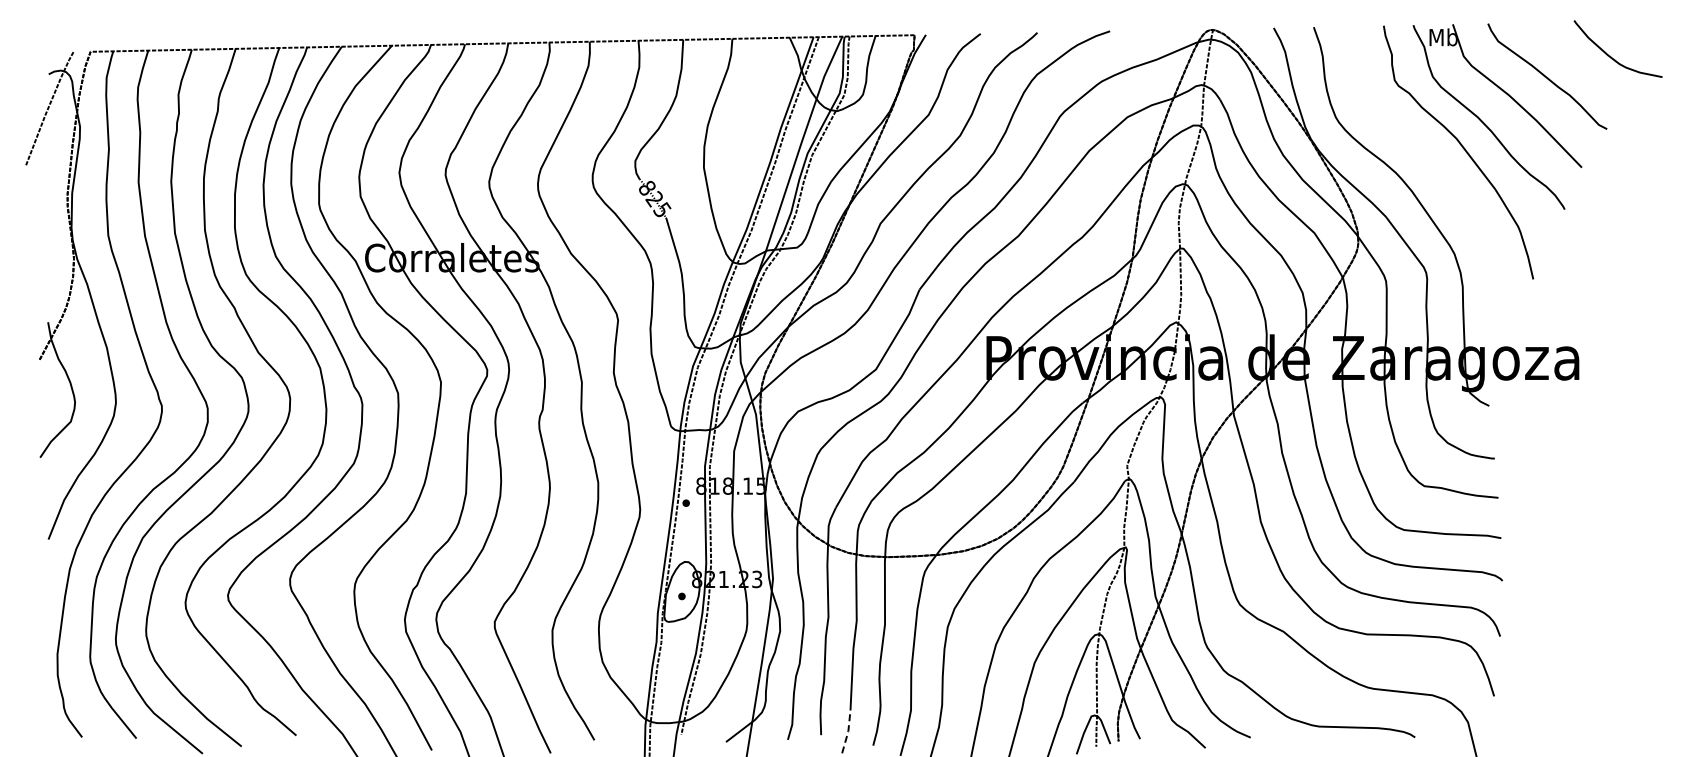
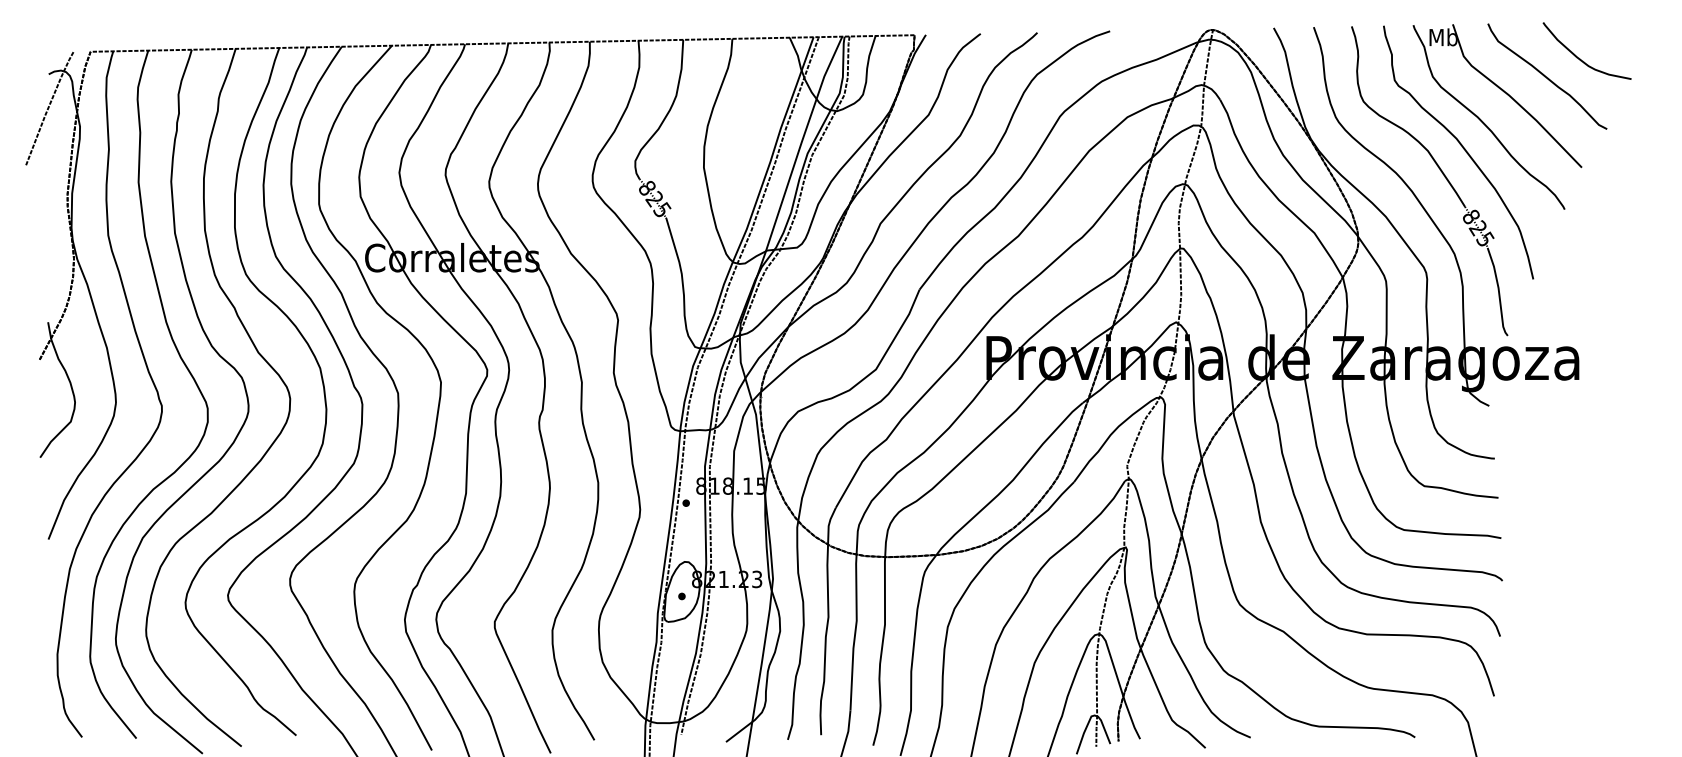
curve position: (1611, 56) -> (1580, 58) (1580, 58)
part: none -> present (1442, 174)
line: dashed -> solid (848, 732)
